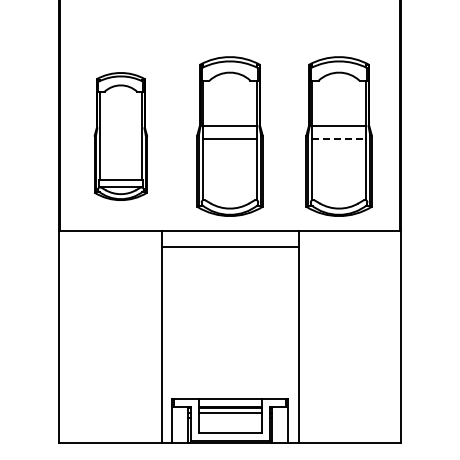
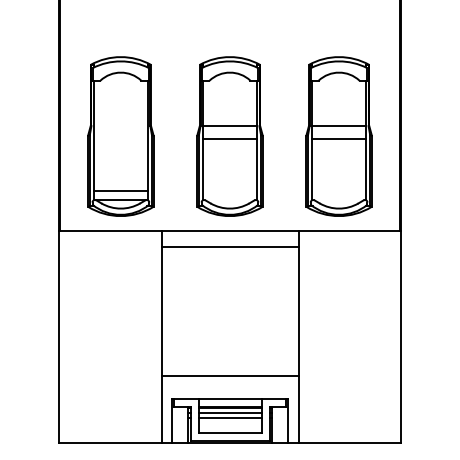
part size: 55x129 px -> 68x161 px (120, 136)
line: dashed -> solid (339, 138)
line: none -> present (229, 375)
line: none -> present (230, 417)
